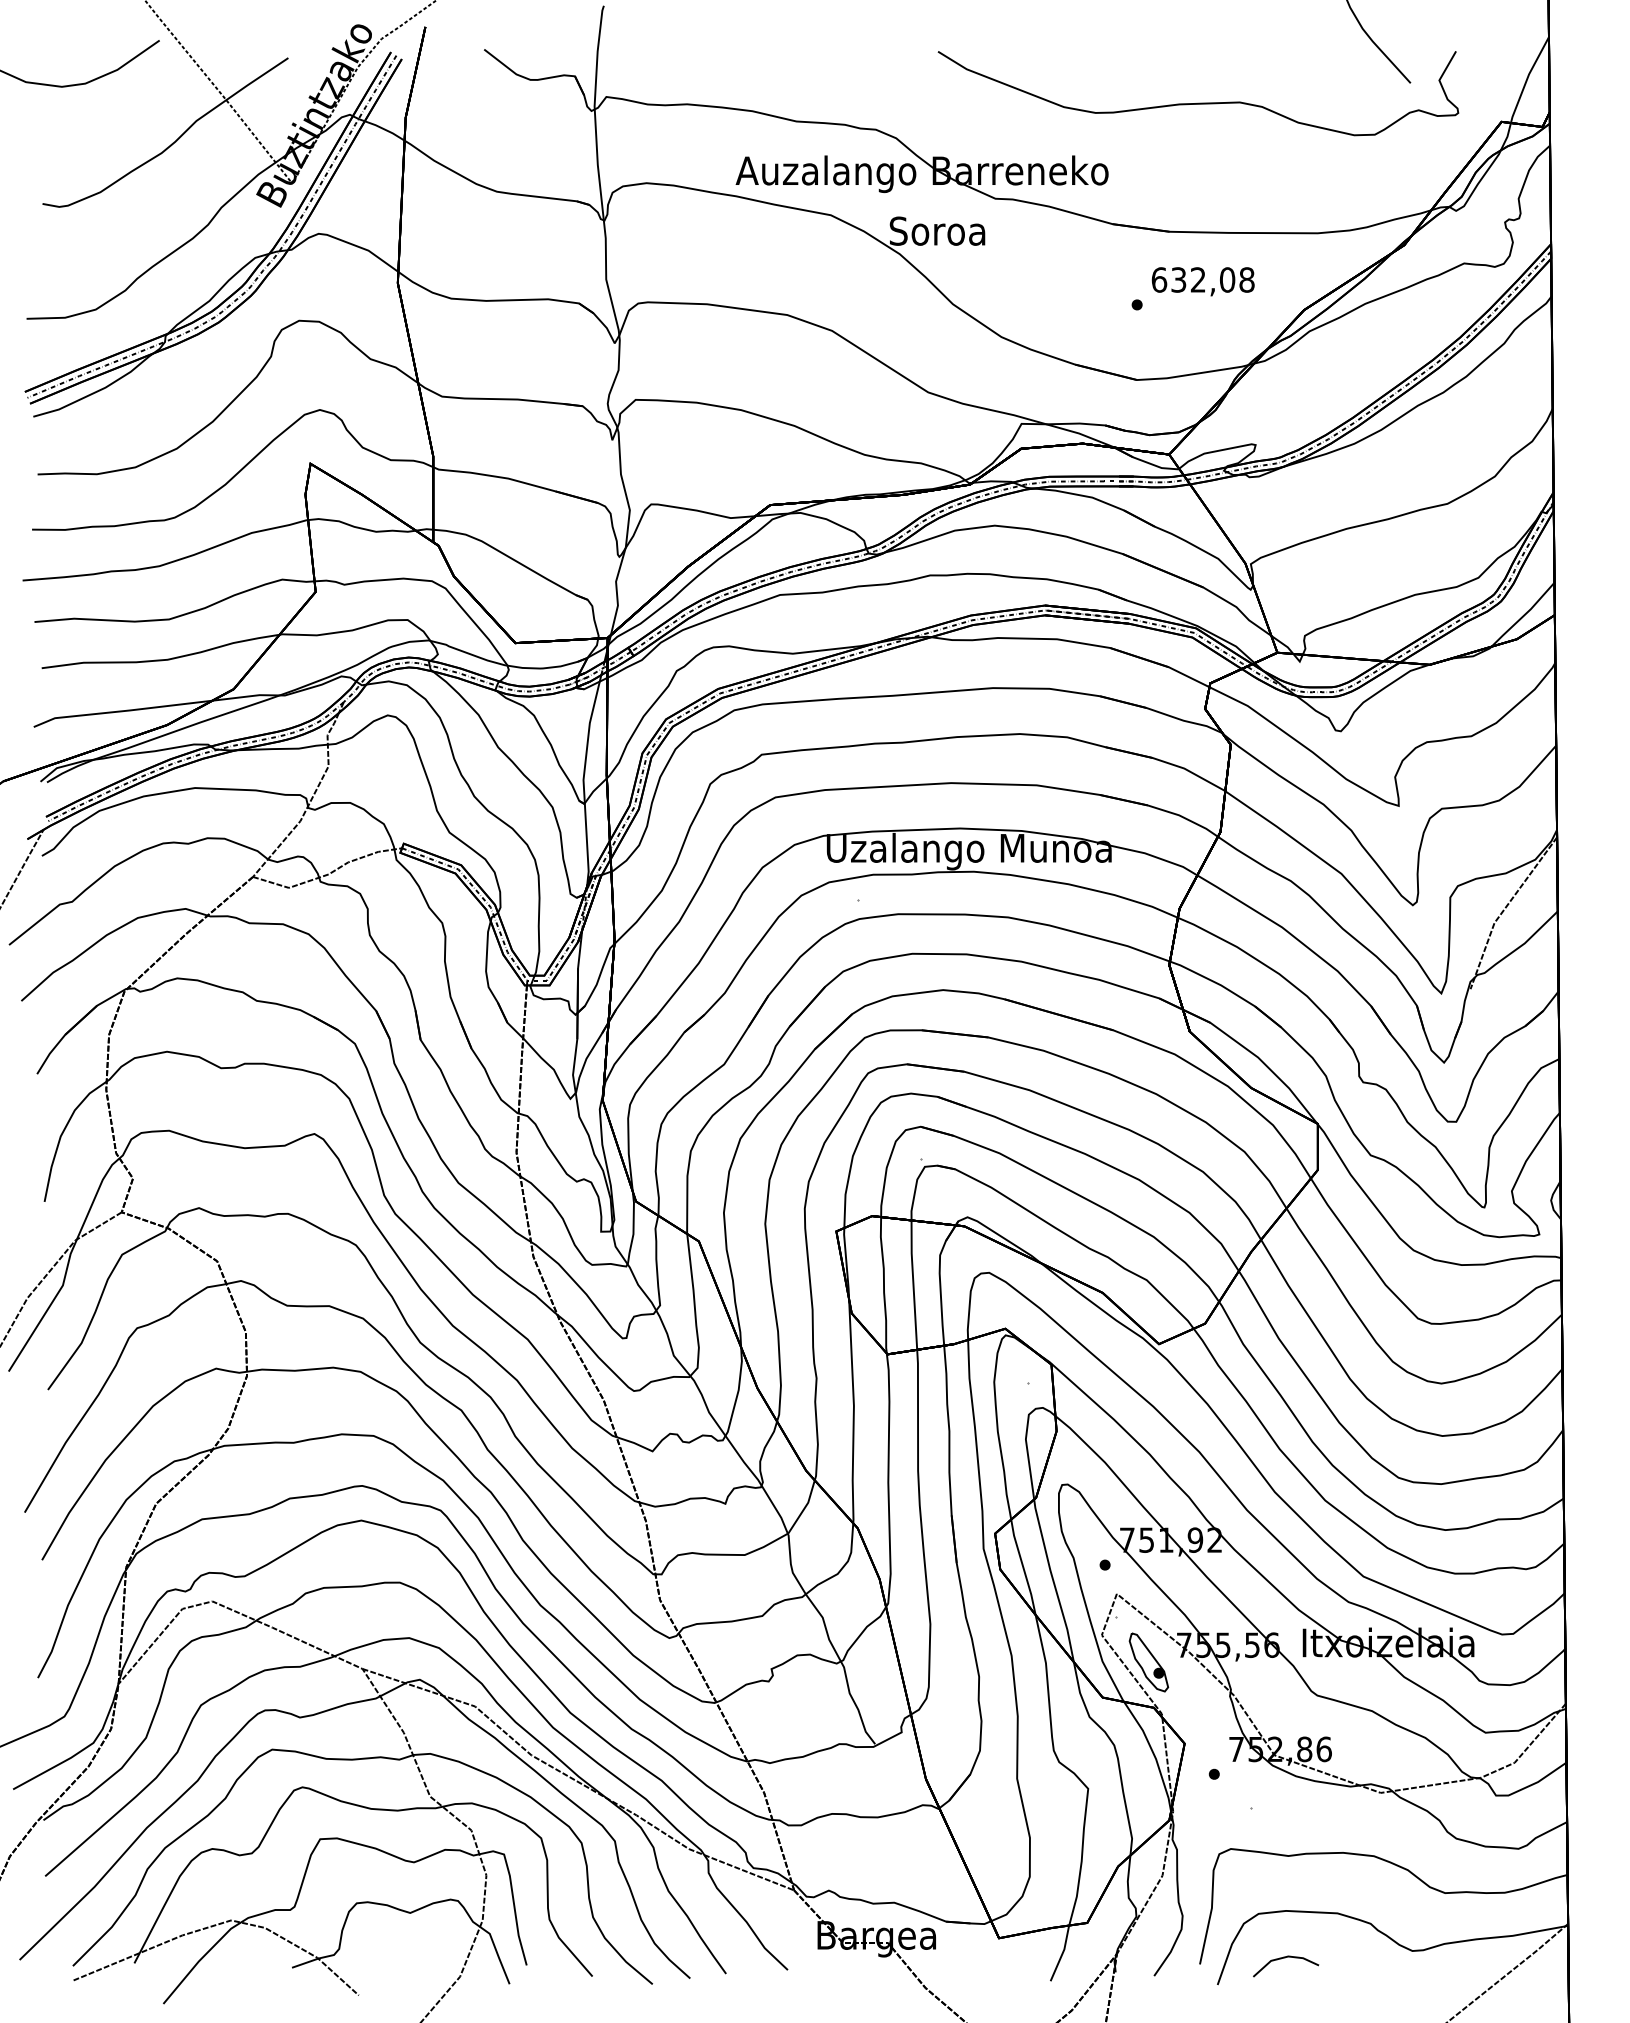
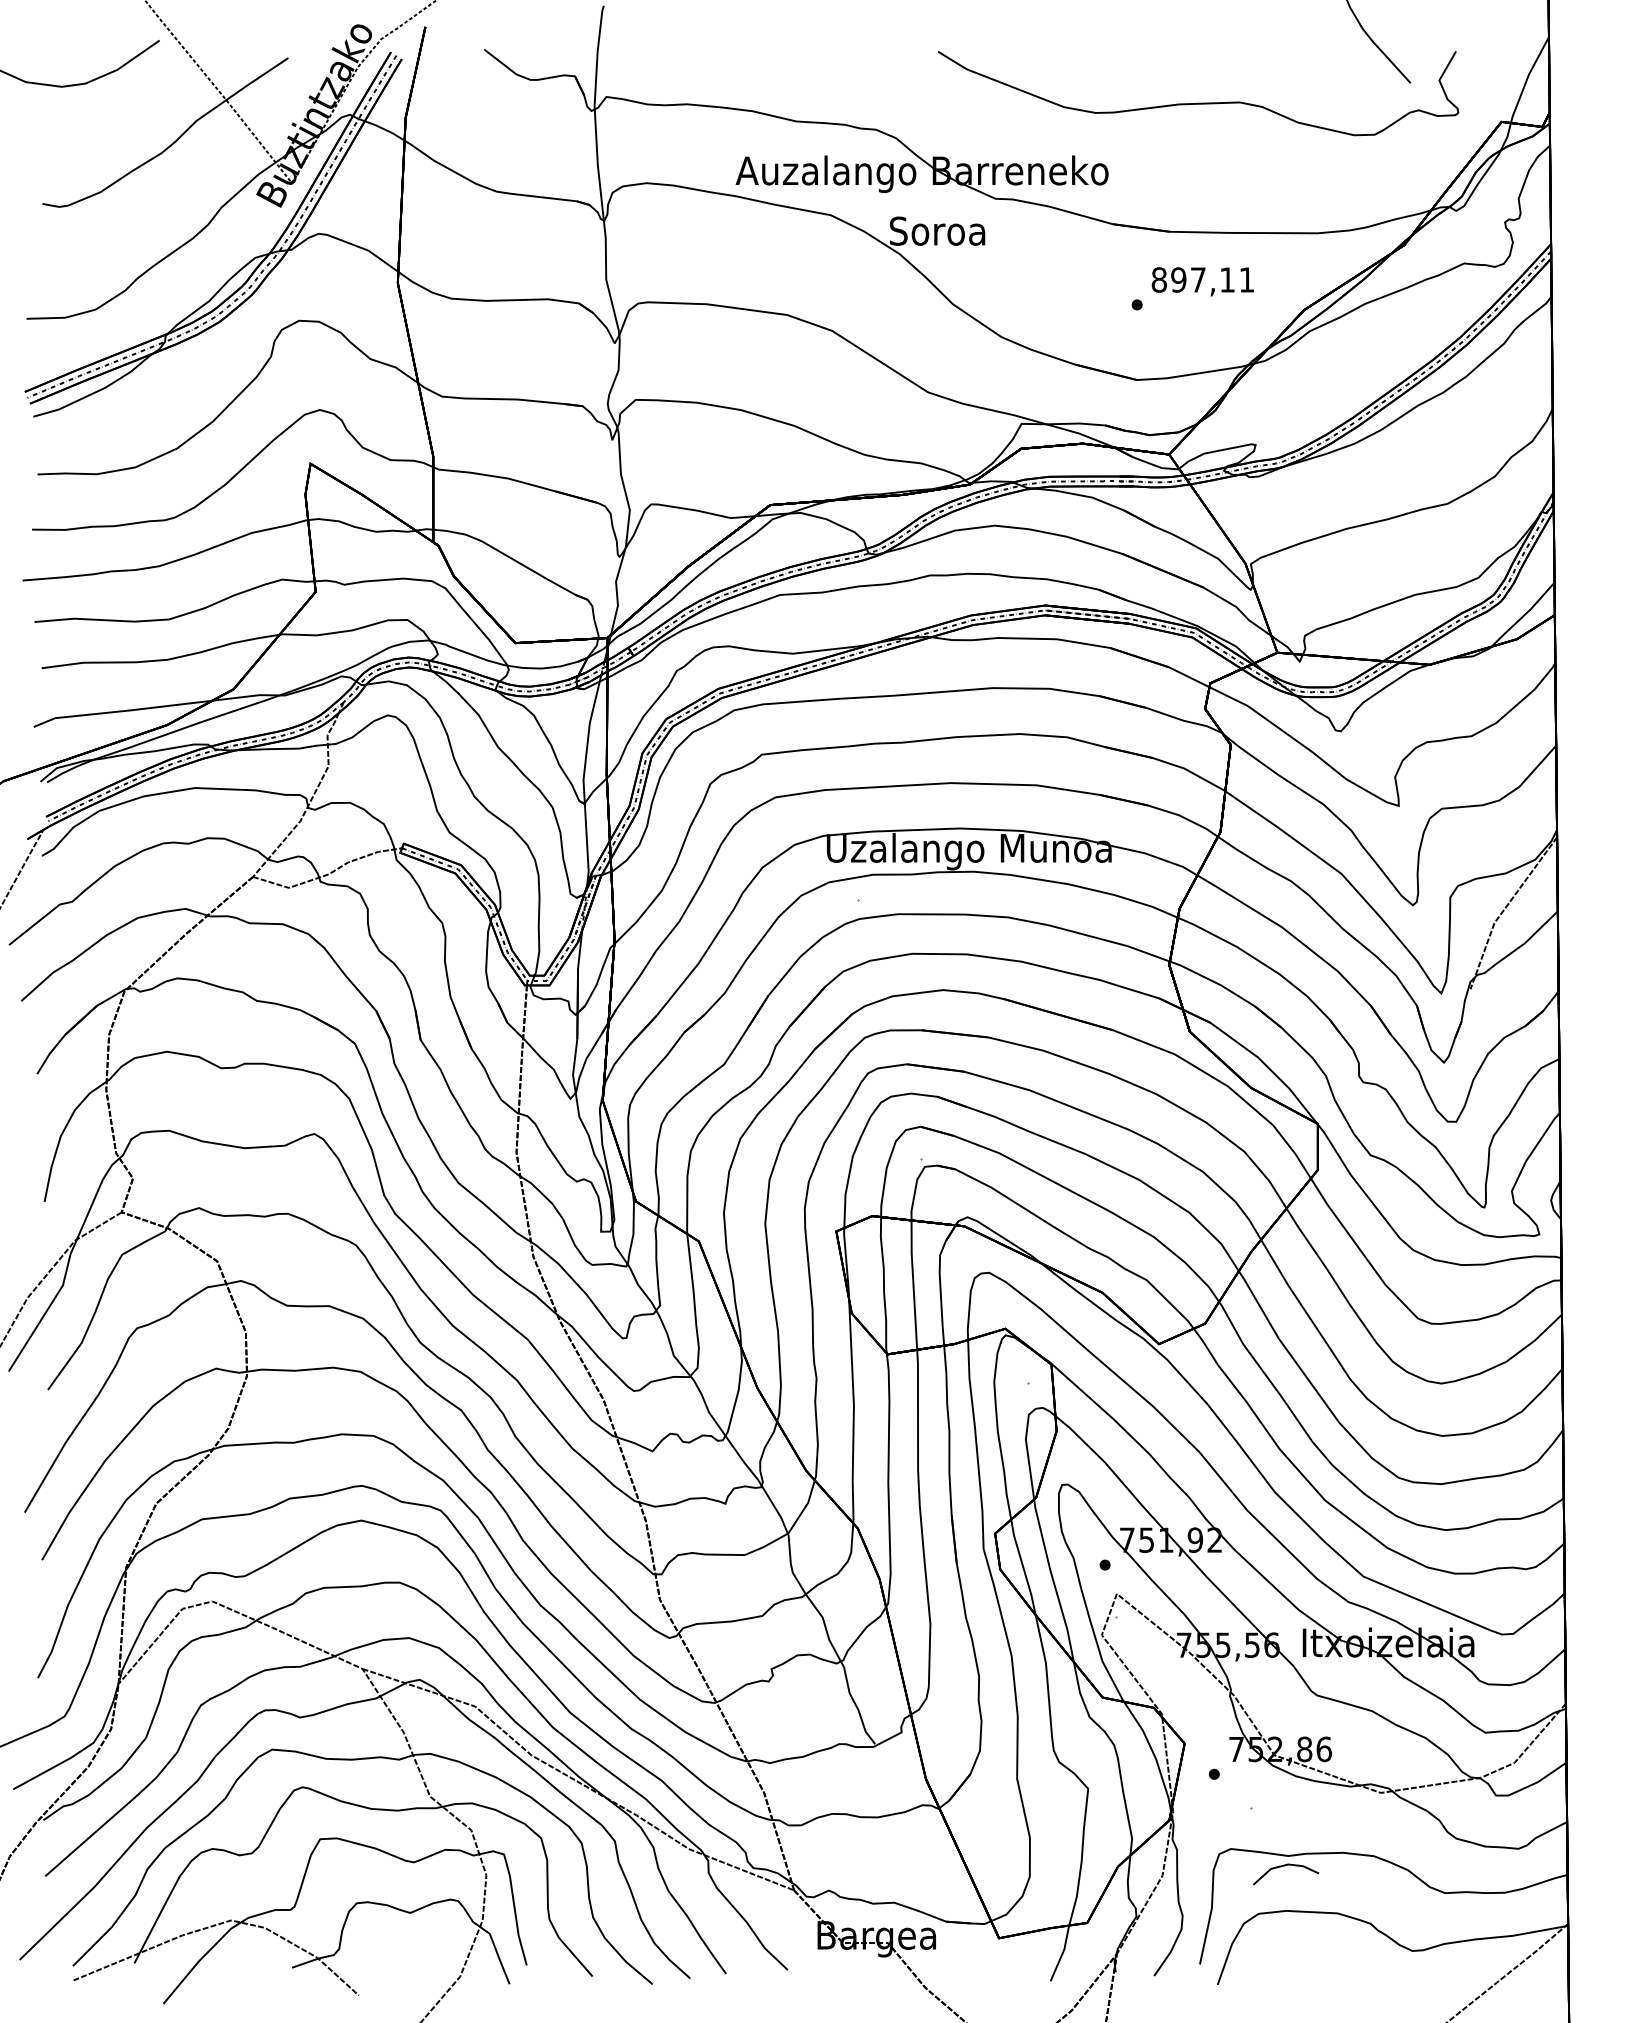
text: 632,08 -> 897,11 (1202, 279)
part: present -> none (1148, 1662)
line position: (1285, 1958) -> (1285, 1866) (1285, 1866)
